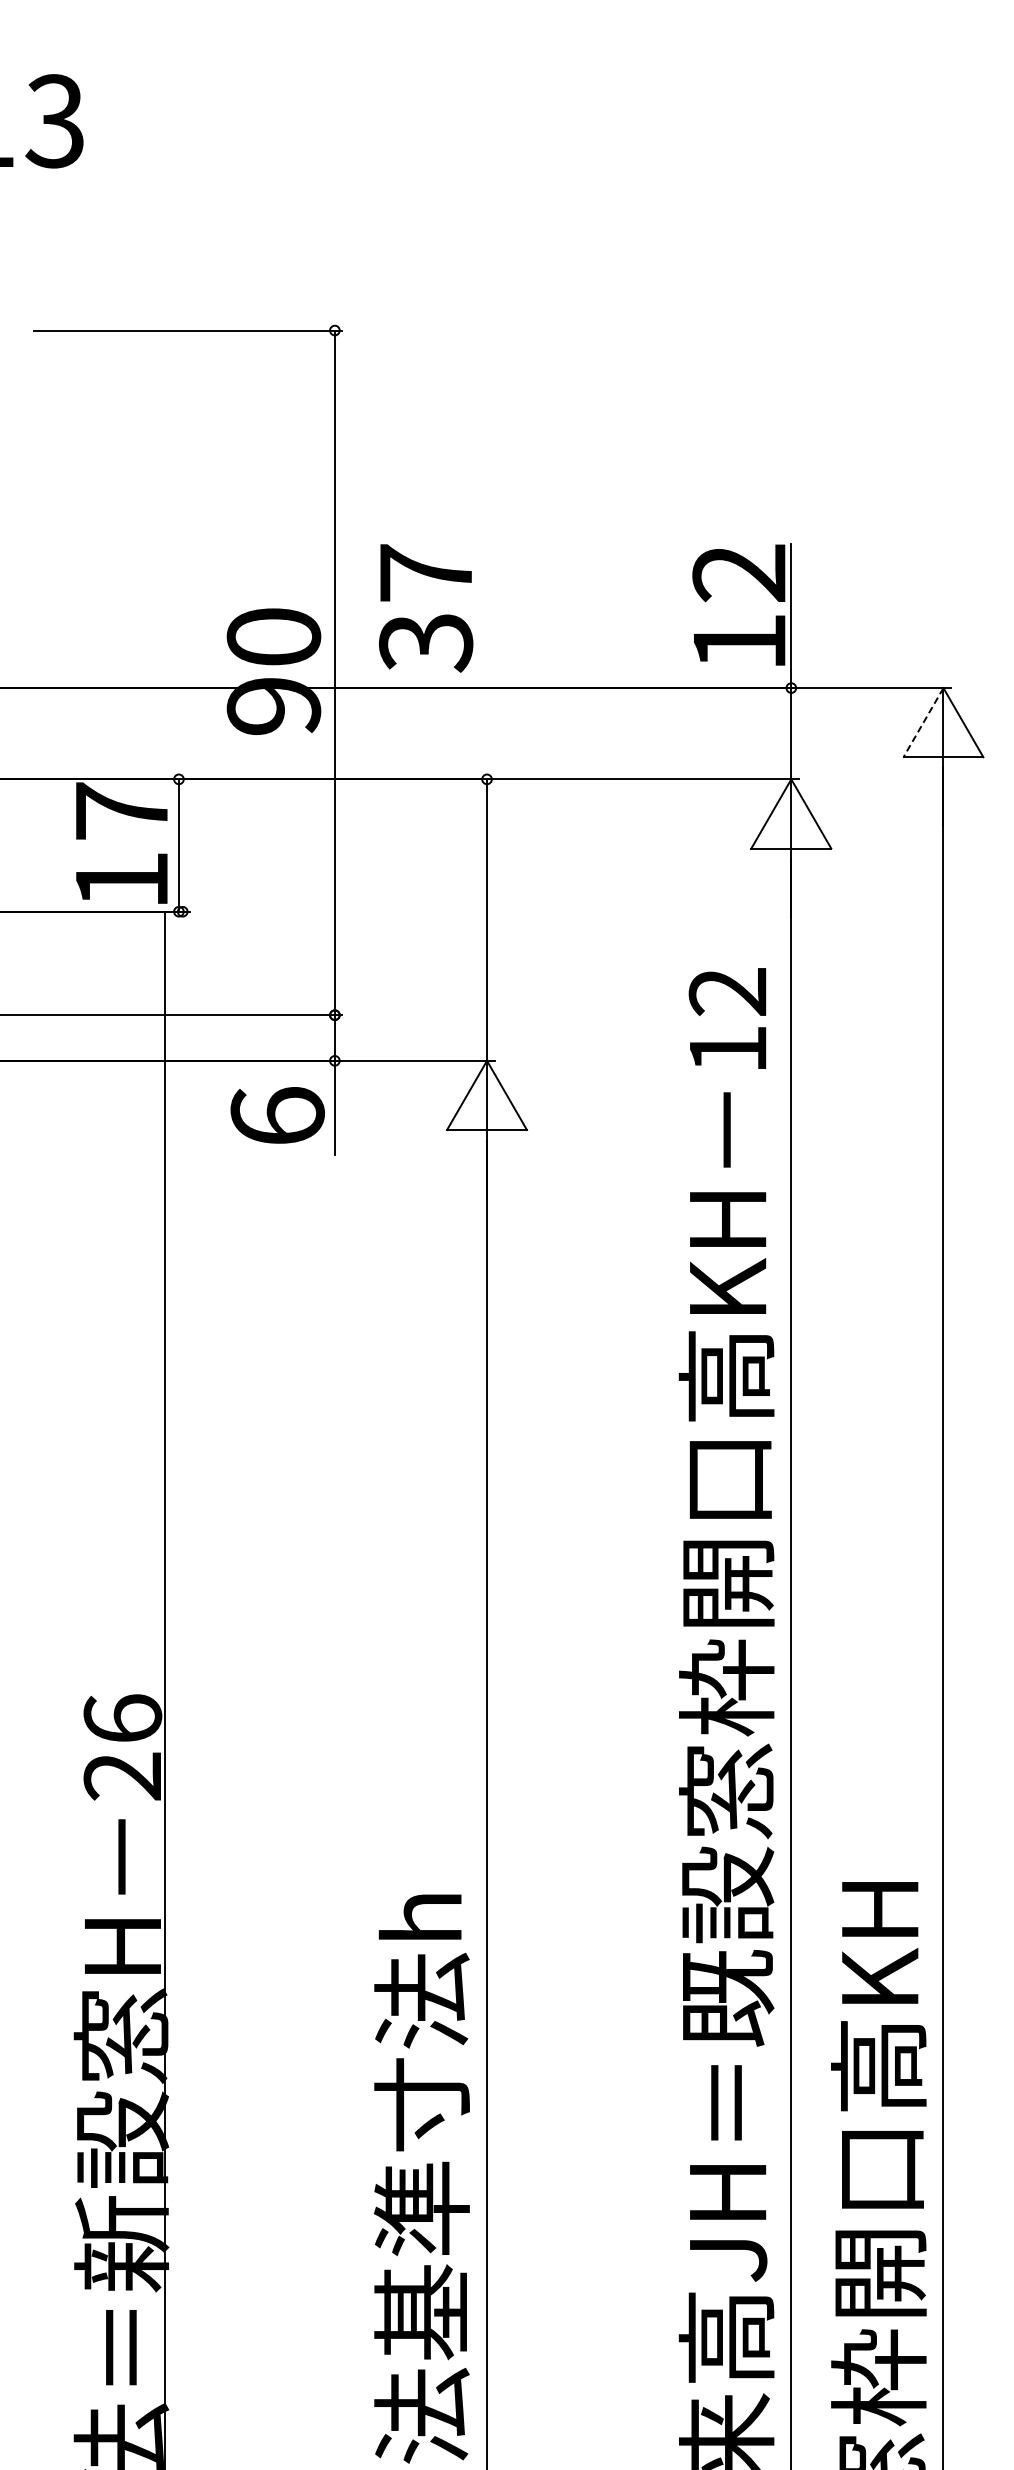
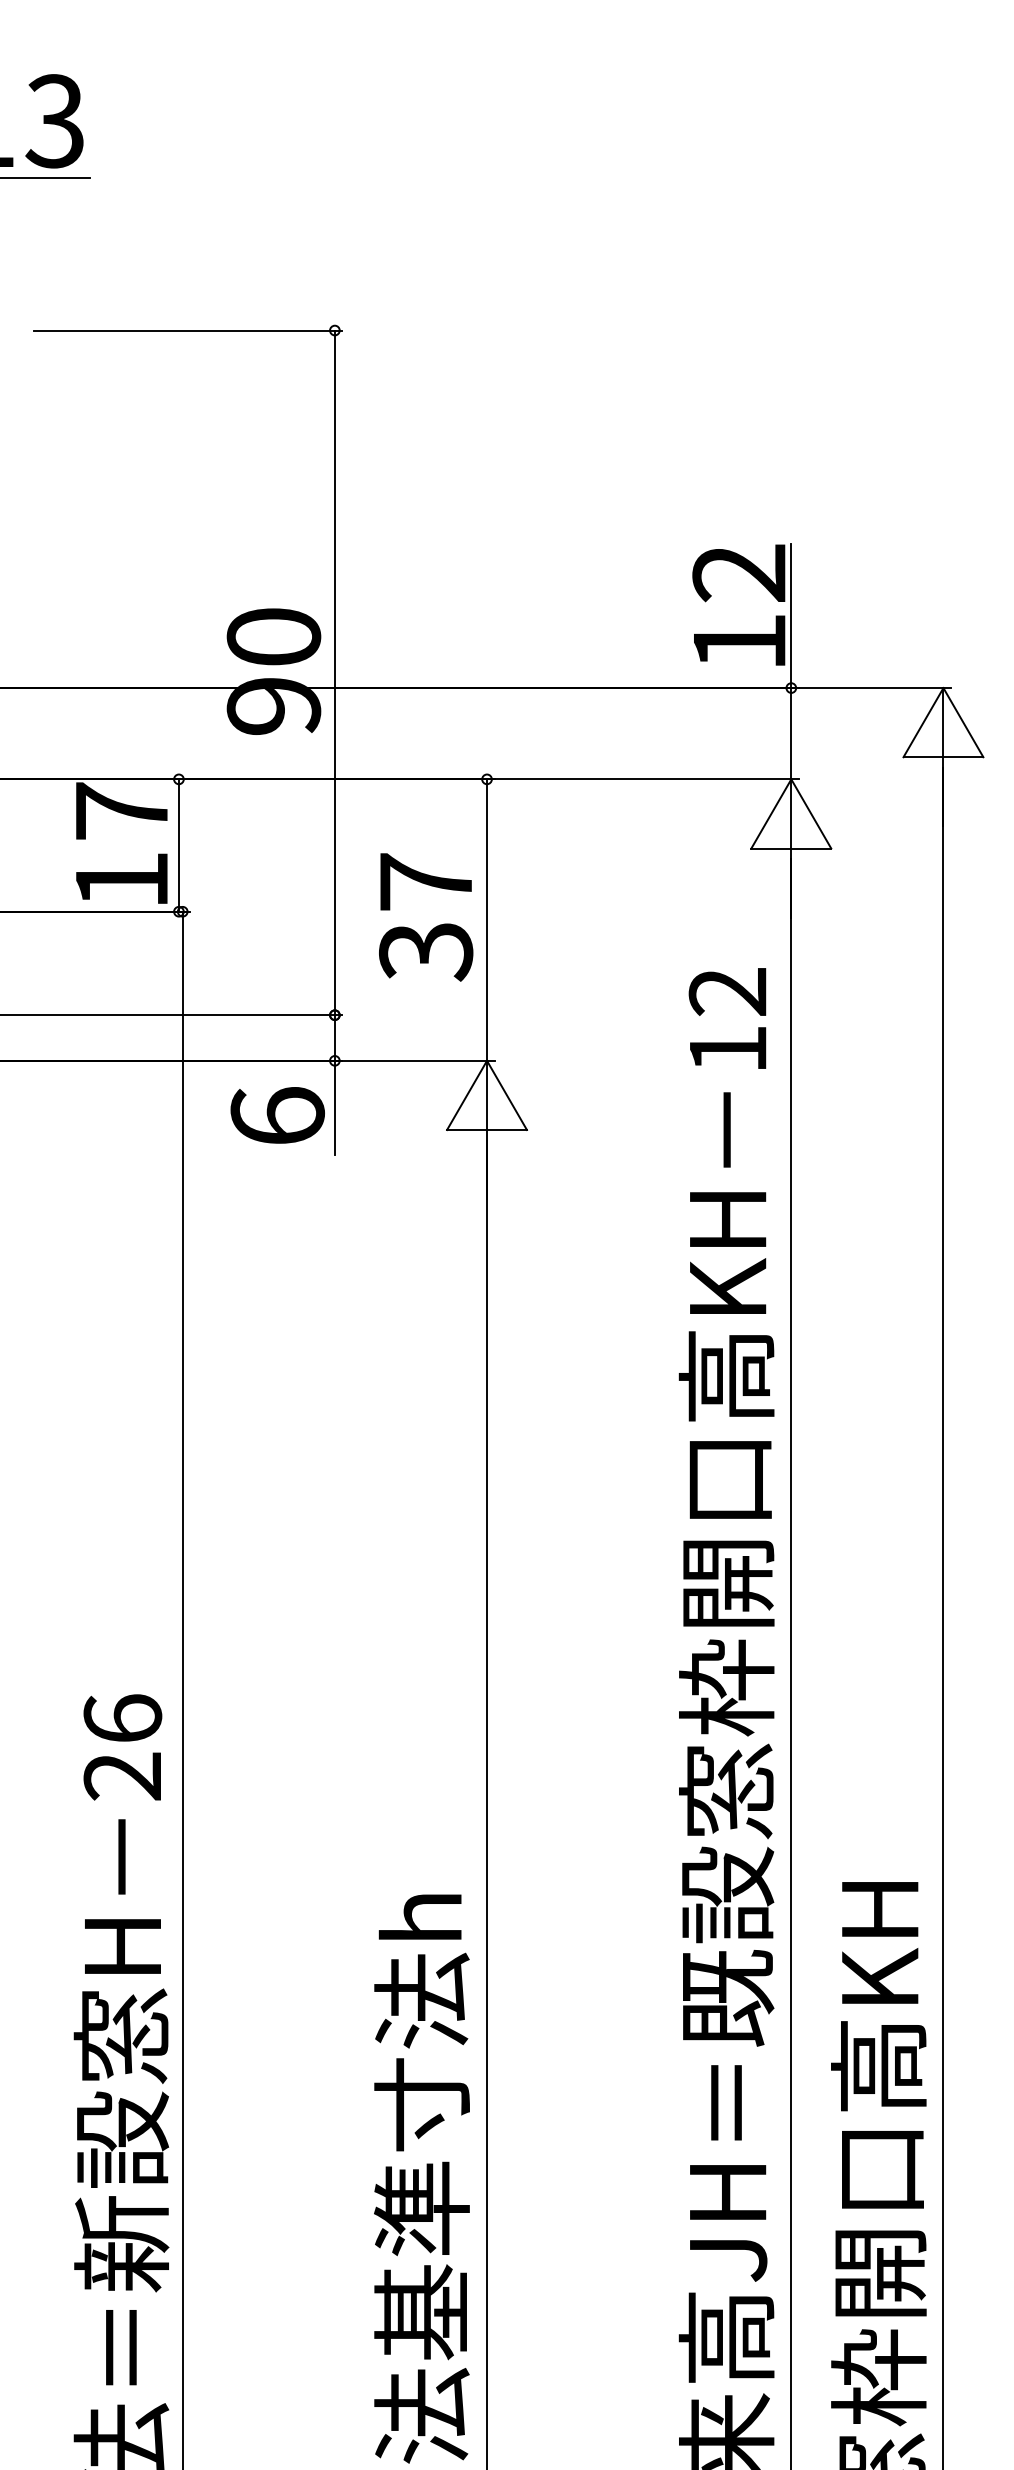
line: none -> present (45, 178)
text position: (426, 608) -> (426, 917) (426, 917)
line: dashed -> solid (923, 722)
line position: (164, 1688) -> (182, 1688) (182, 1688)
